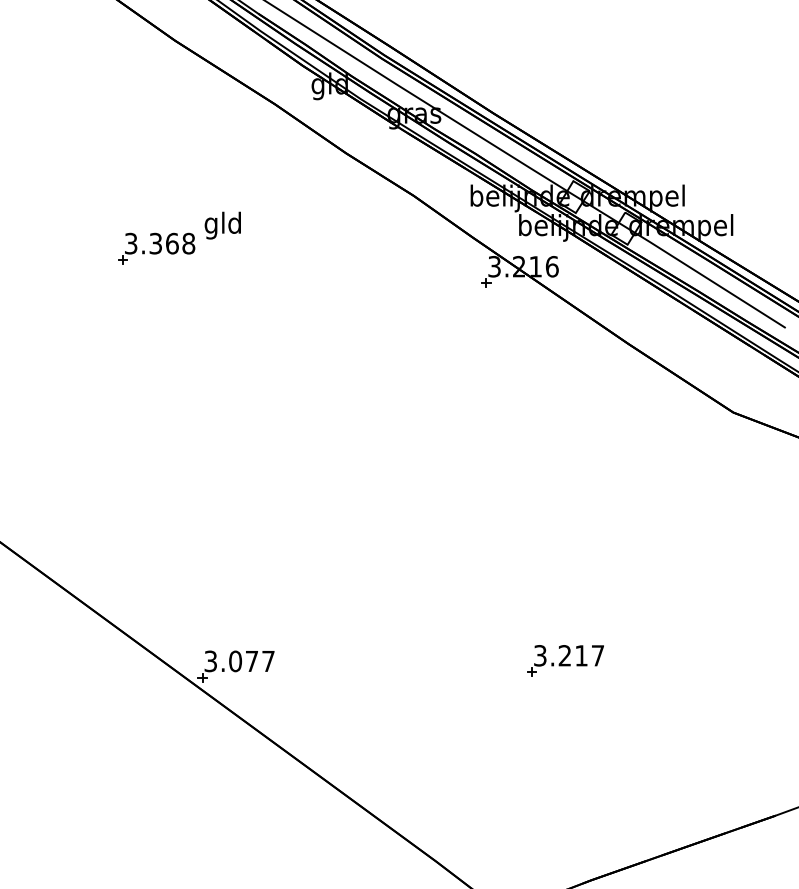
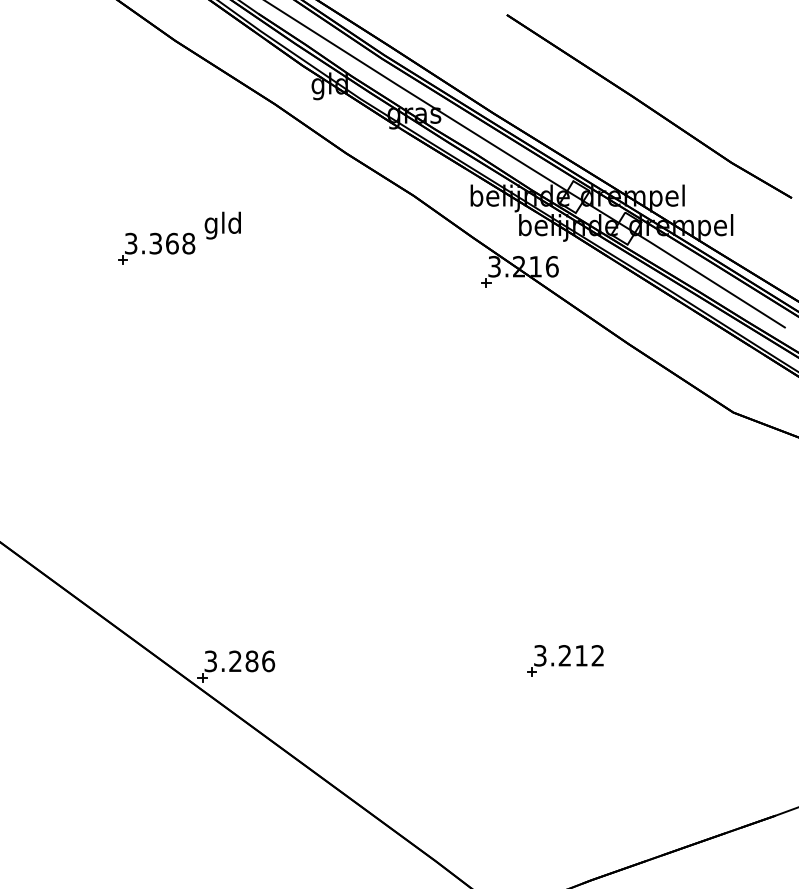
part: none -> present (649, 106)
text: 3.217 -> 3.212 (597, 655)
text: 3.077 -> 3.286 (252, 661)
